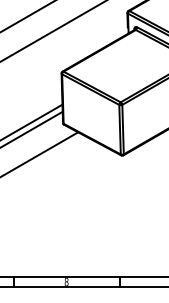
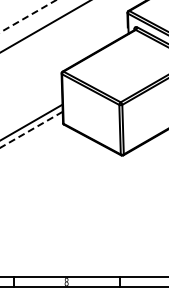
line: solid -> dashed (28, 16)
line position: (53, 31) -> (44, 26) (44, 26)
line: solid -> dashed (31, 129)
line: present -> none (40, 153)
